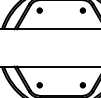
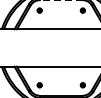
line: solid -> dashed (61, 0)
